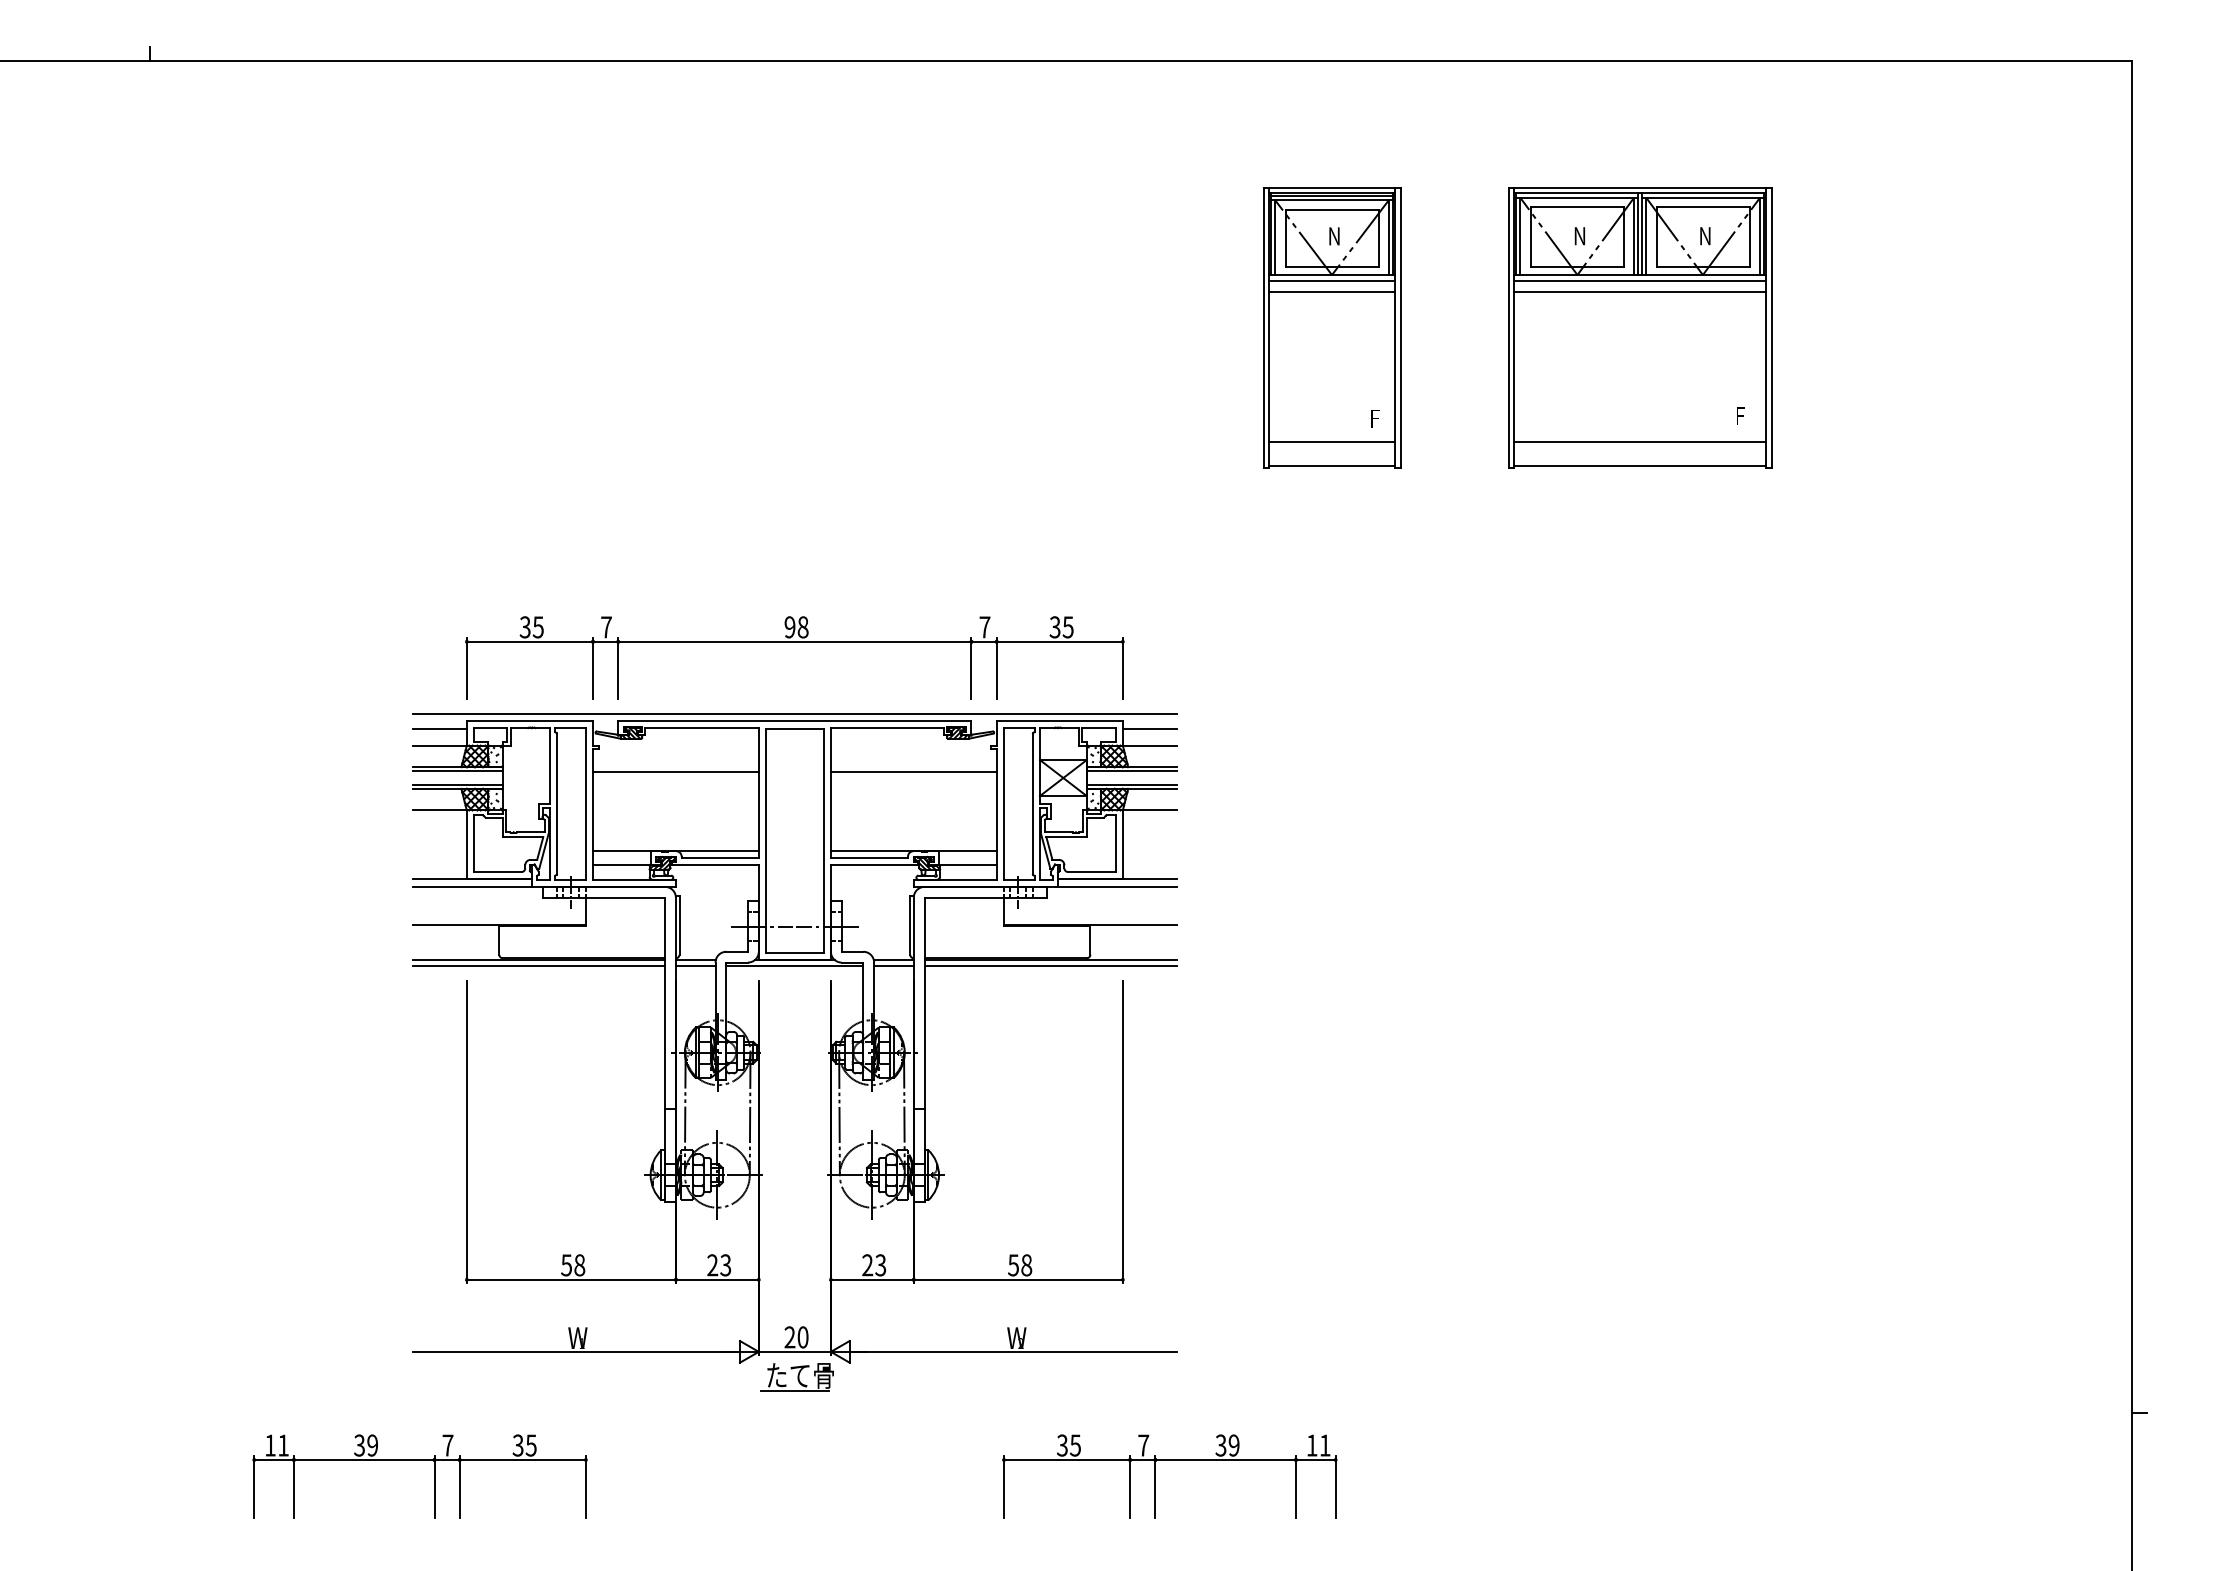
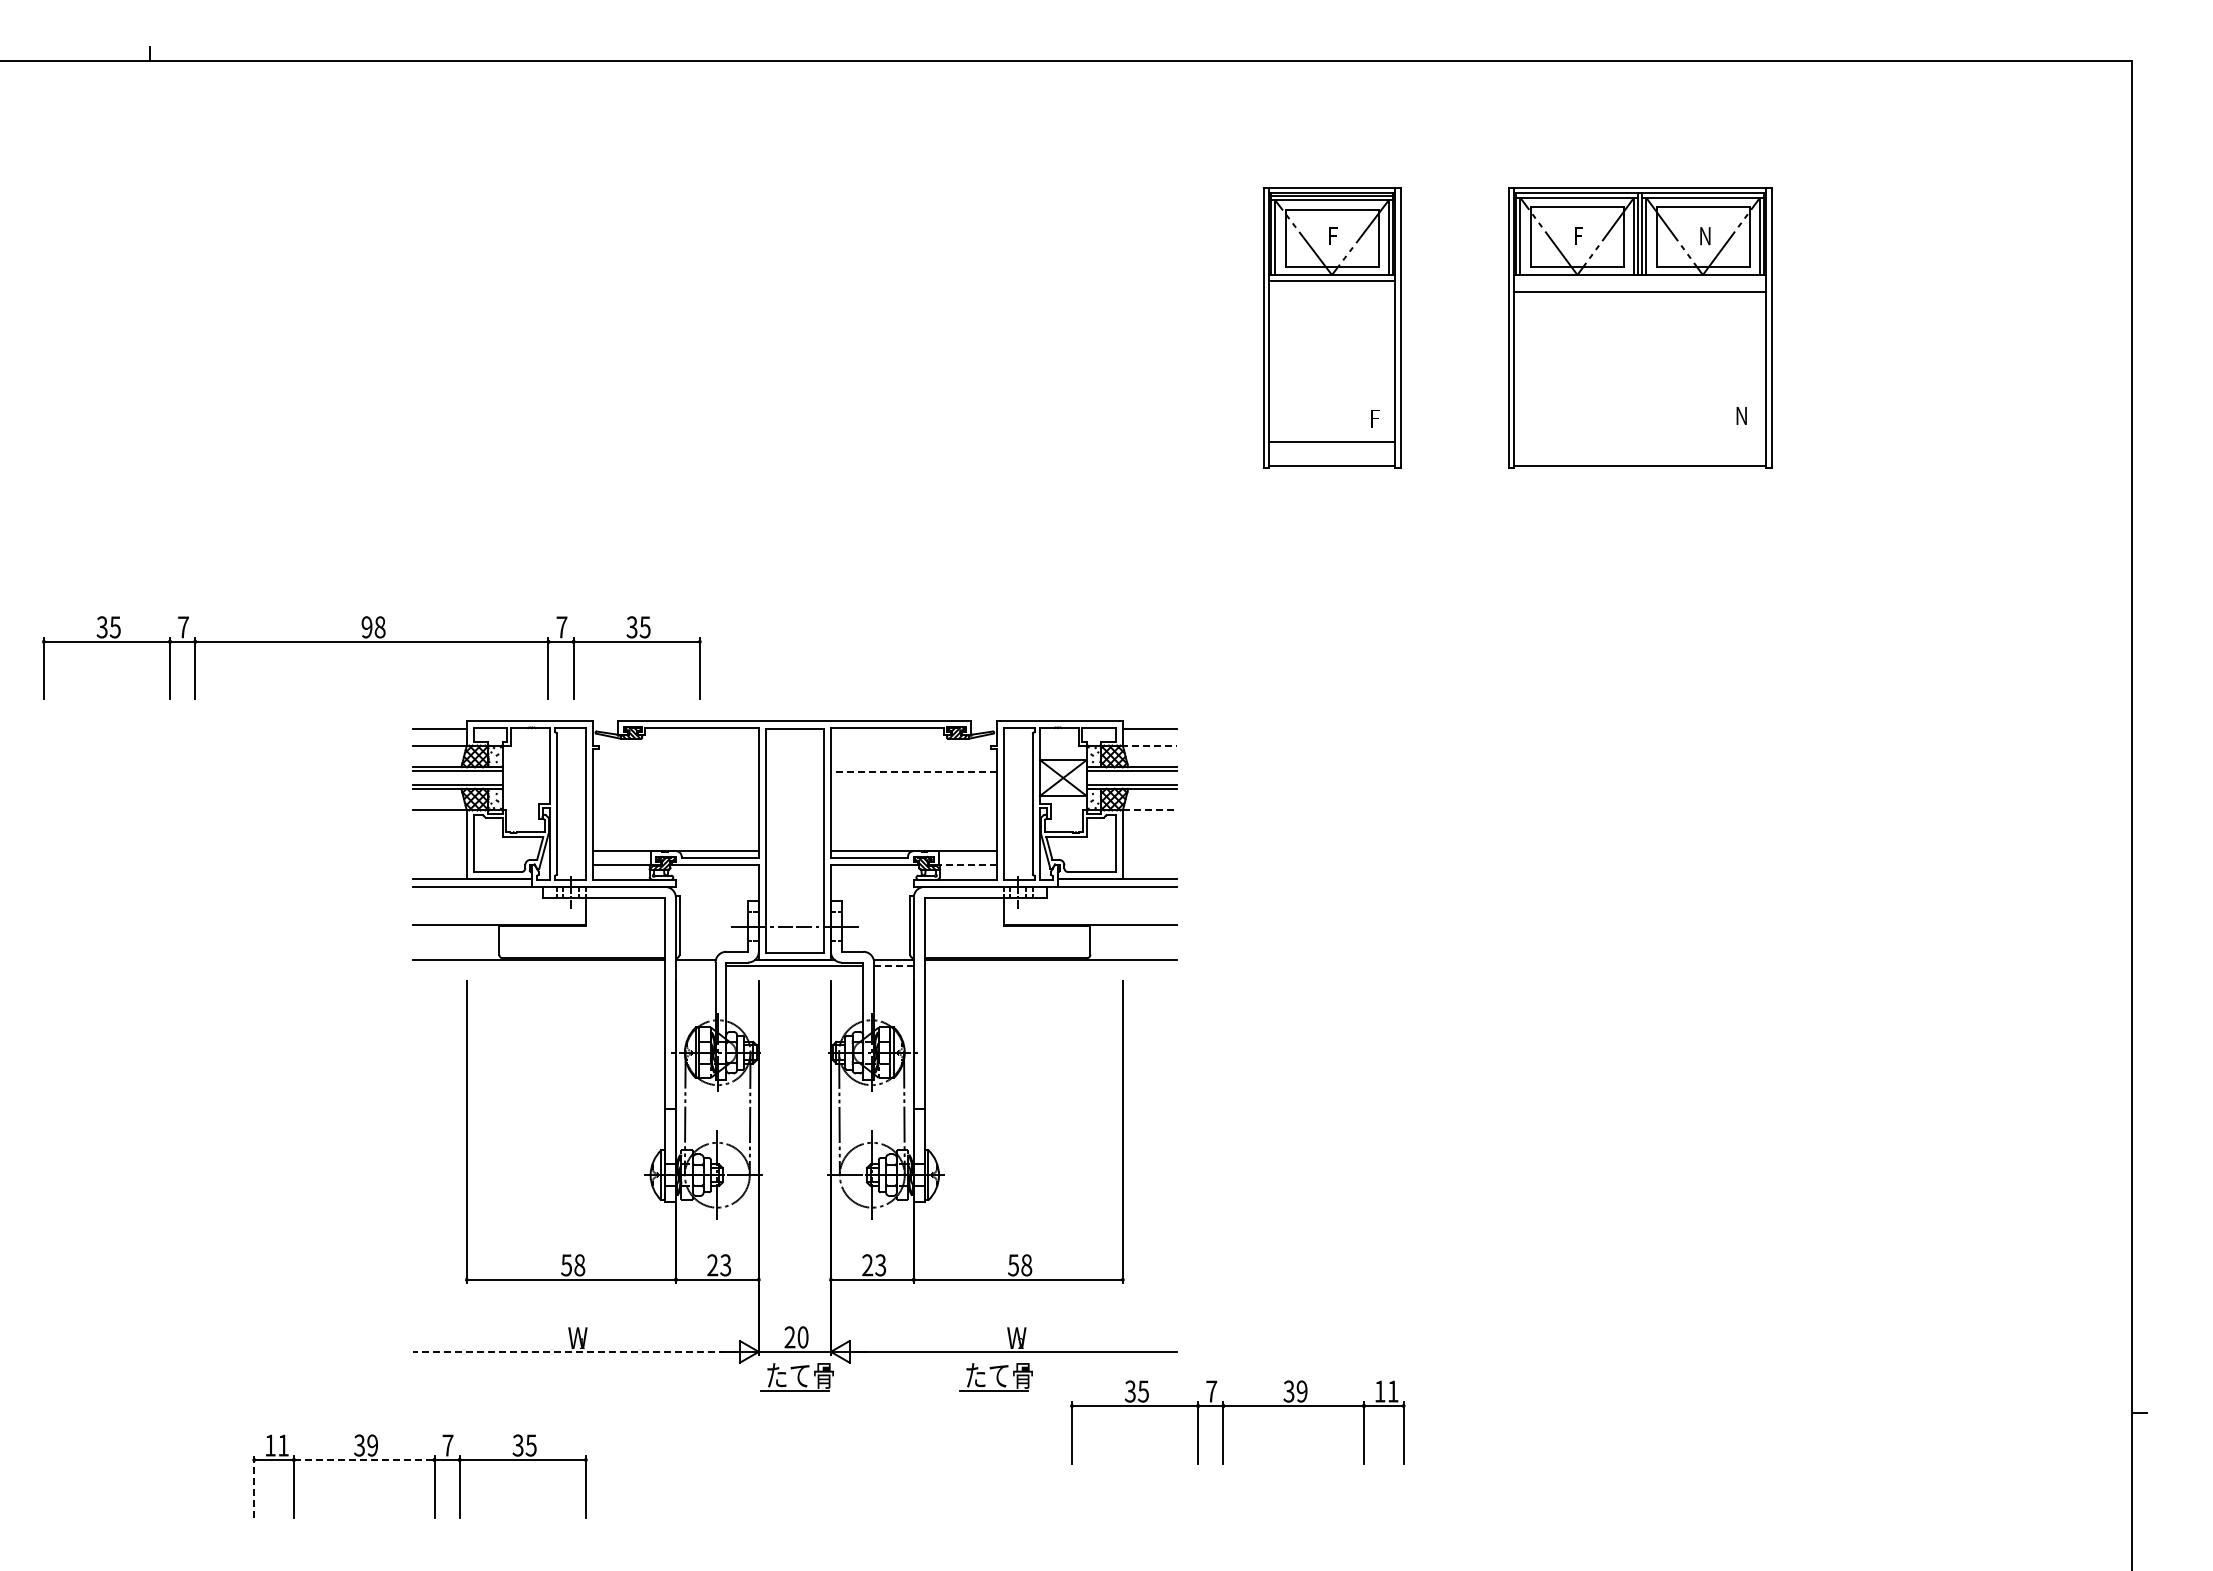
text: N -> F (1334, 236)
text: N -> F (1579, 236)
line: present -> none (1640, 281)
line: present -> none (1331, 292)
text: F -> N (1741, 415)
line: present -> none (1640, 441)
part position: (794, 642) -> (371, 642) (371, 642)
line: present -> none (794, 713)
line: solid -> dashed (1148, 745)
line: present -> none (675, 772)
line: solid -> dashed (913, 772)
line: solid -> dashed (1150, 810)
line: solid -> dashed (966, 865)
line: present -> none (538, 966)
line: present -> none (695, 966)
line: solid -> dashed (893, 966)
line: present -> none (1050, 966)
line: solid -> dashed (574, 1351)
part: none -> present (995, 1377)
line: solid -> dashed (364, 1460)
part position: (1155, 1476) -> (1223, 1422) (1223, 1422)
line: solid -> dashed (254, 1487)
